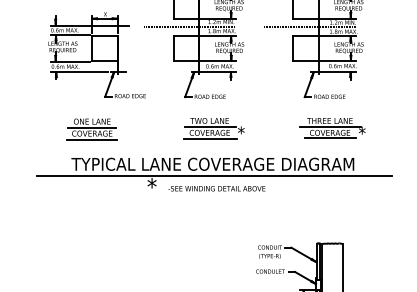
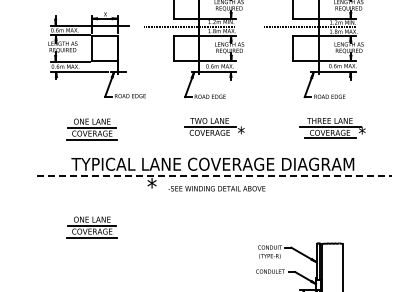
line: present -> none (210, 139)
line: solid -> dashed (214, 176)
part: none -> present (91, 227)
